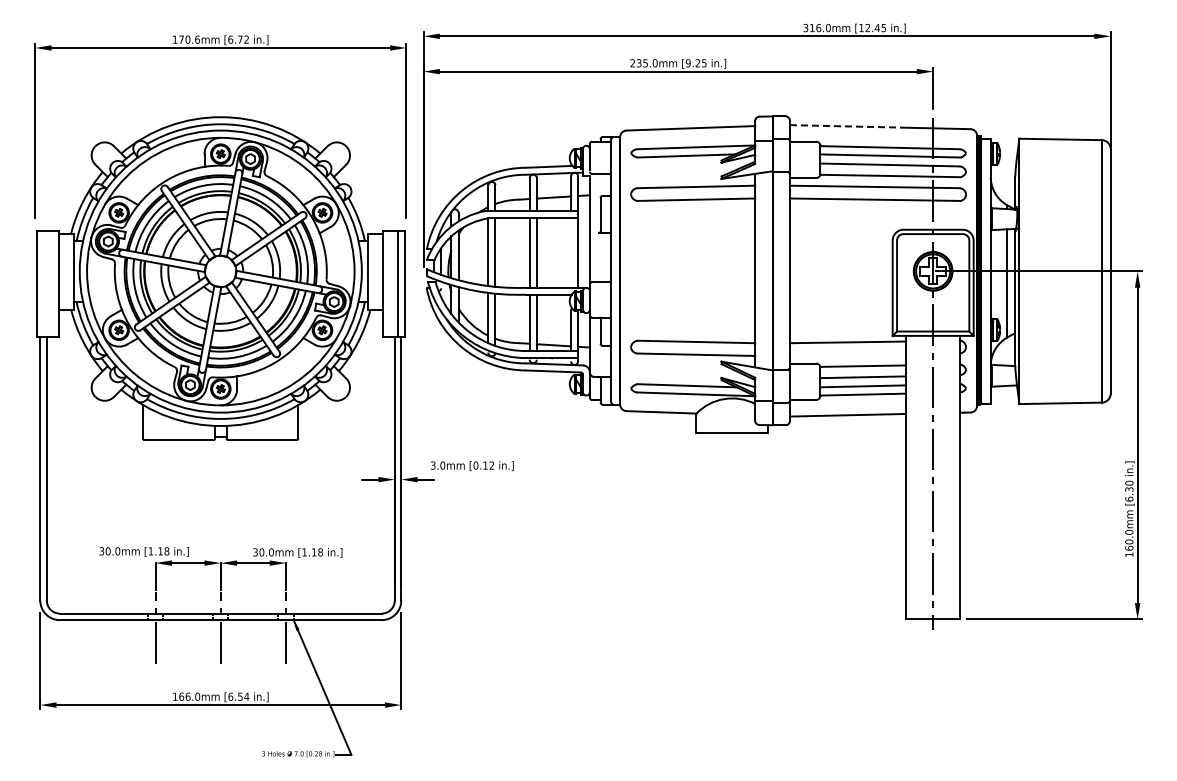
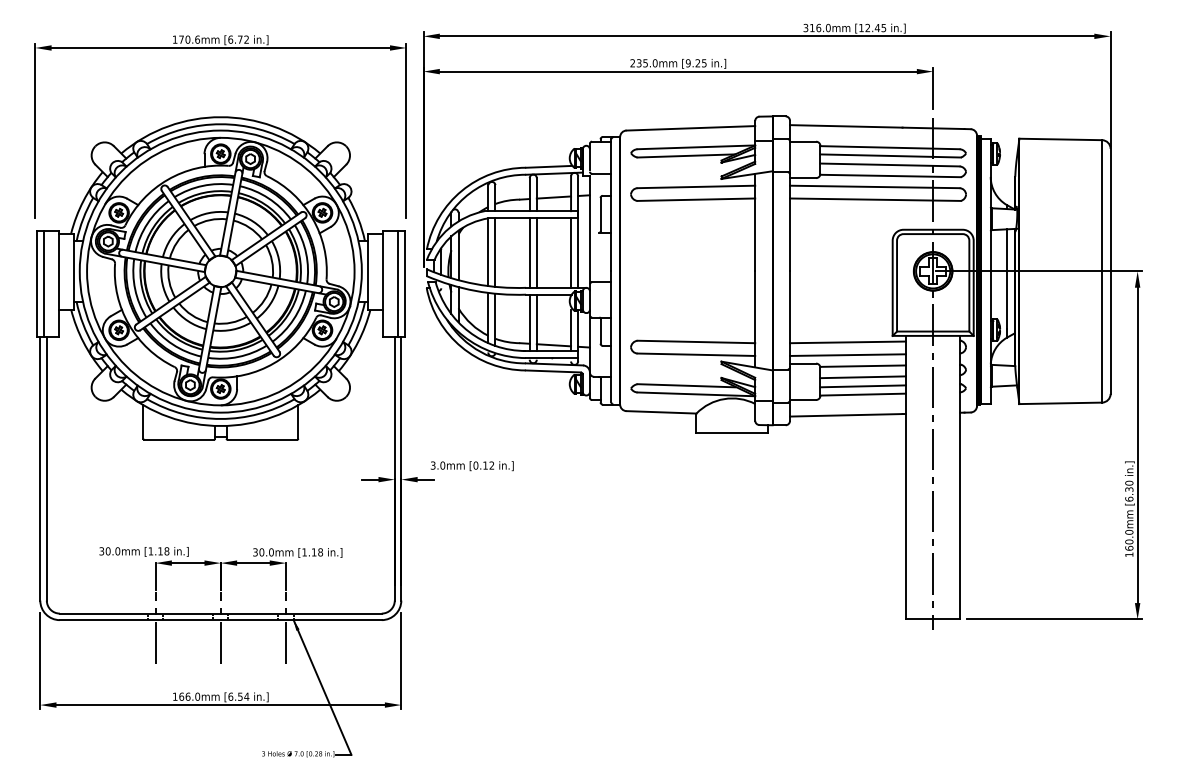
line: dashed -> solid (846, 126)
line: none -> present (571, 252)
line: none -> present (43, 283)
line: none -> present (847, 354)
